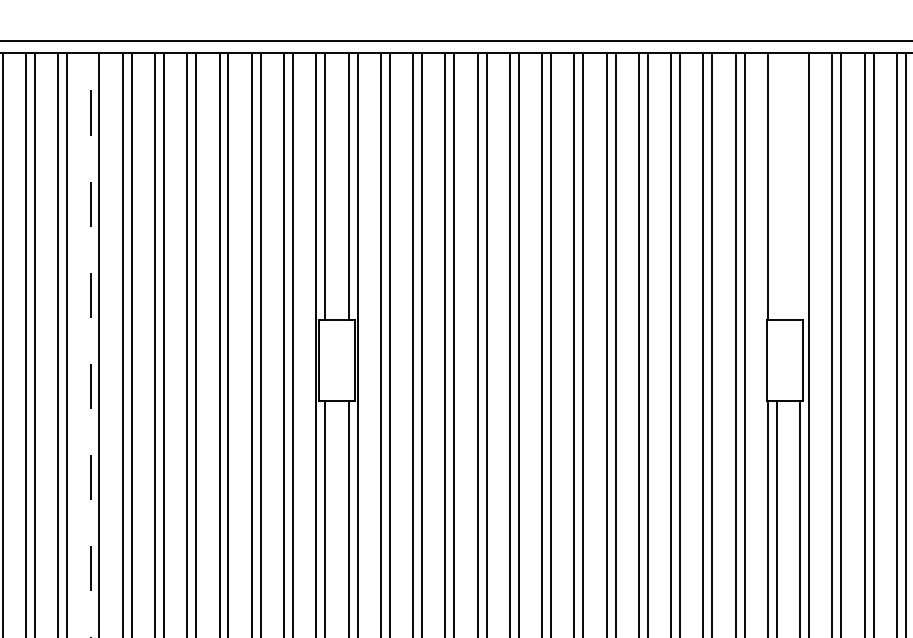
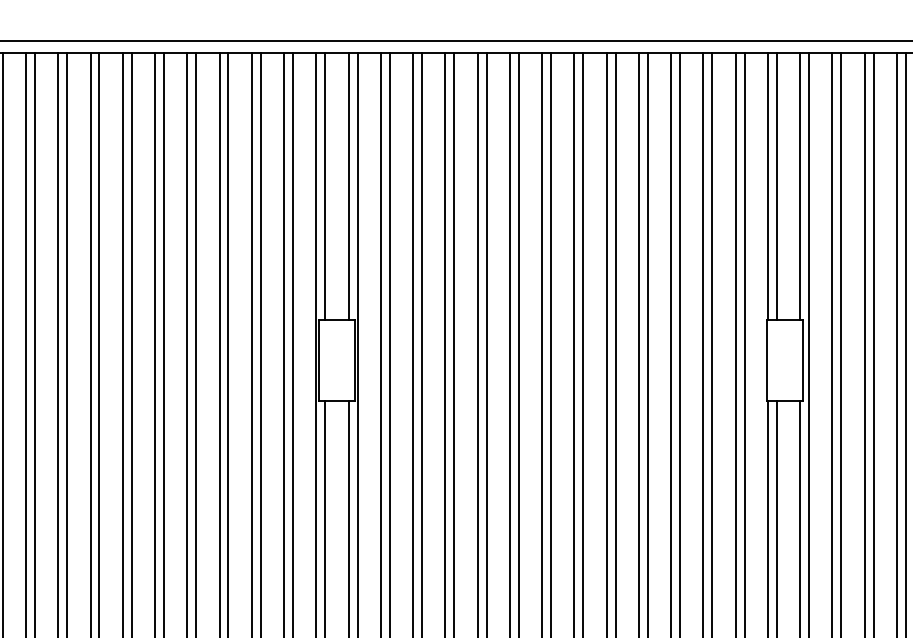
line: none -> present (776, 186)
line: none -> present (800, 186)
line: dashed -> solid (90, 344)
